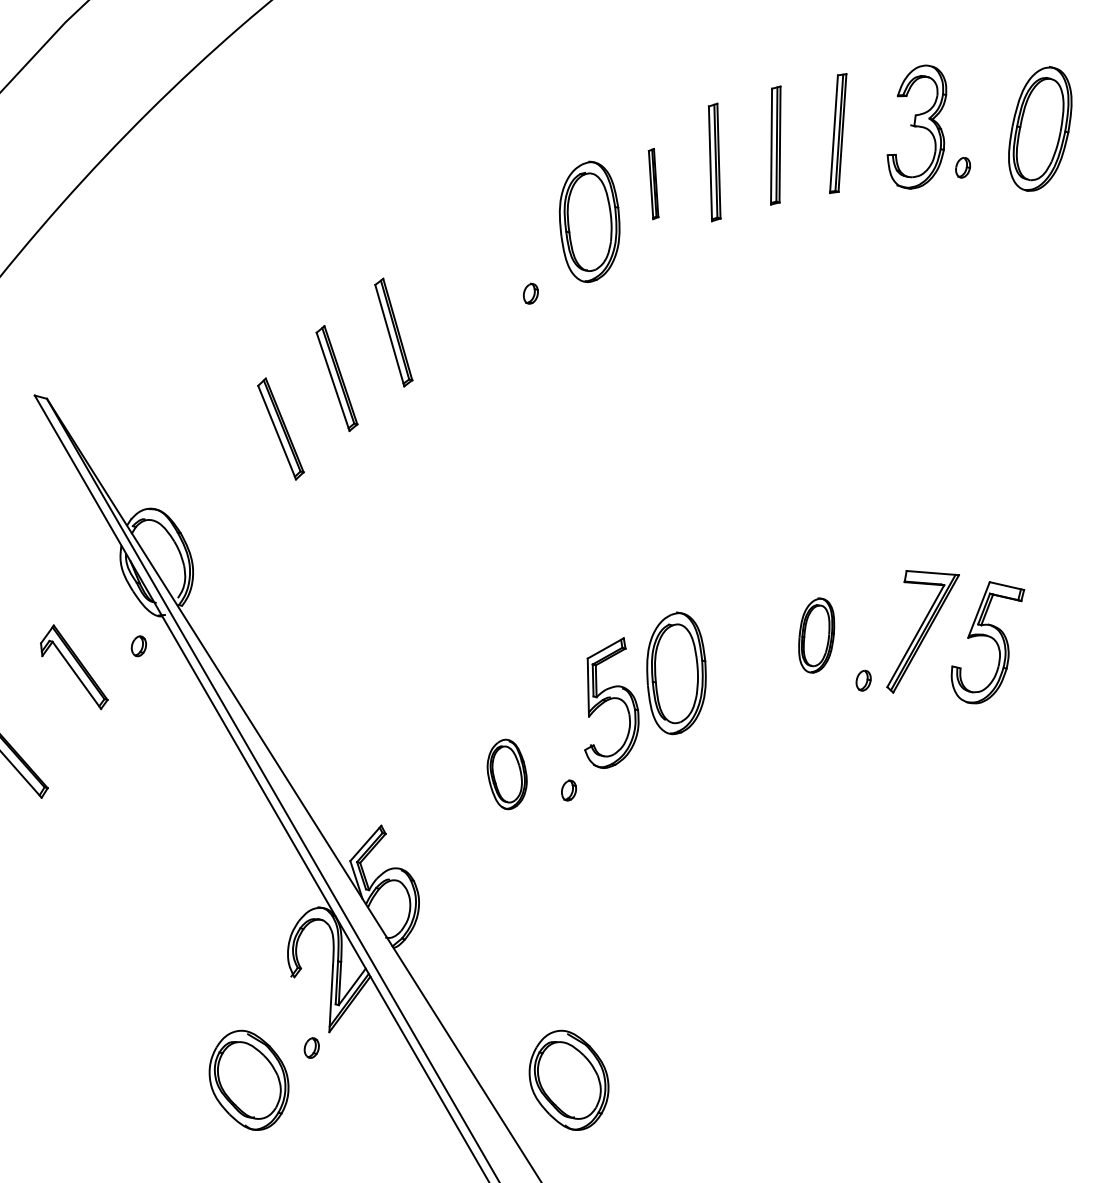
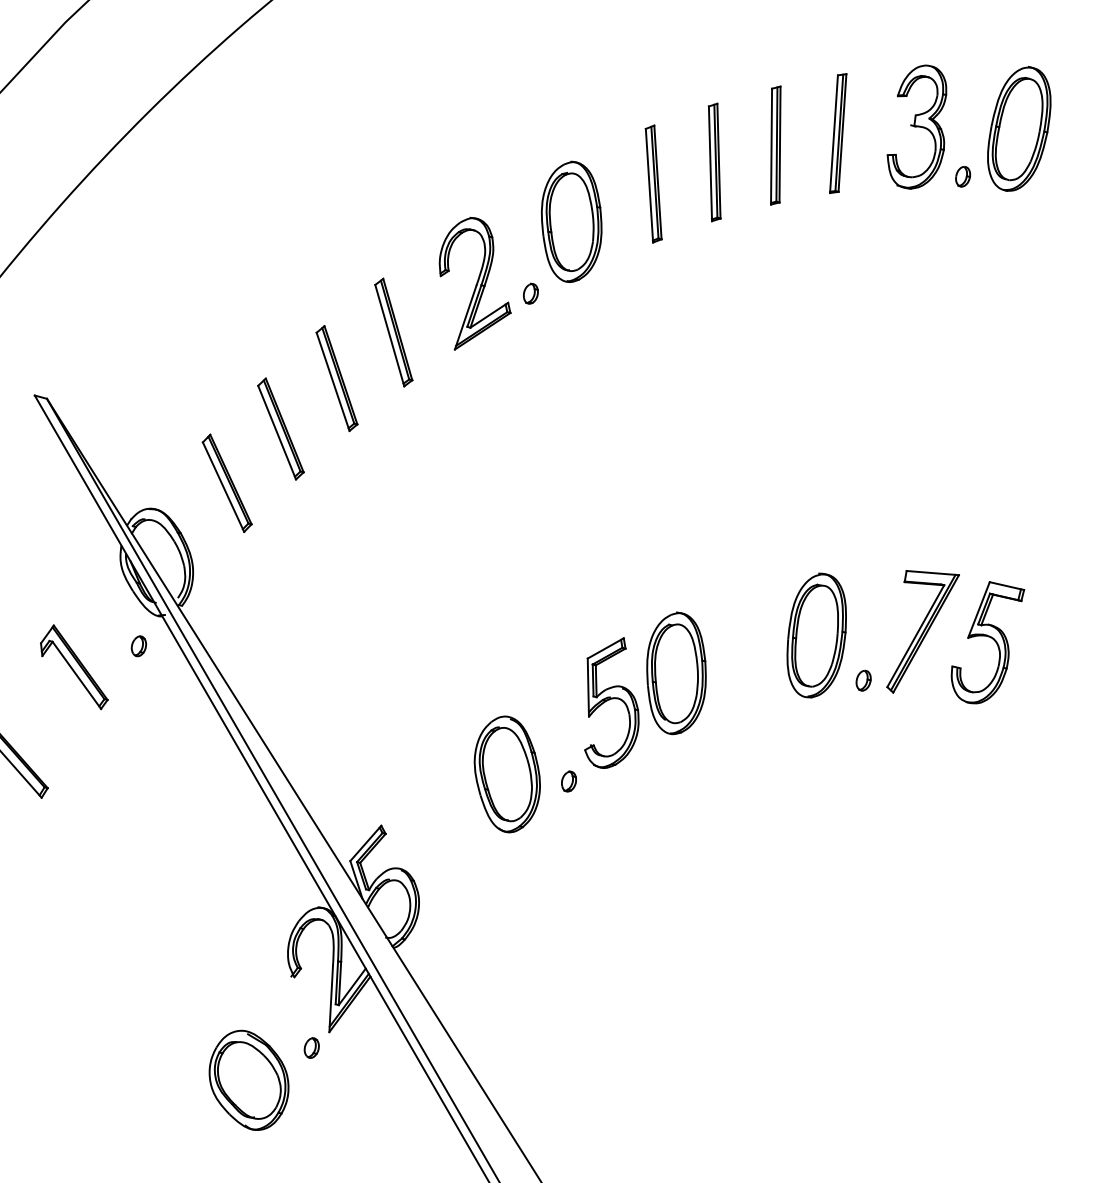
part position: (1040, 128) -> (1019, 128) (1019, 128)
part position: (963, 167) -> (963, 176) (963, 176)
part size: 13x73 px -> 19x120 px (653, 183)
part position: (589, 221) -> (571, 221) (571, 221)
part: none -> present (474, 283)
part: none -> present (226, 482)
part size: 38x77 px -> 61x127 px (816, 635)
part size: 42x73 px -> 68x119 px (506, 774)
part position: (568, 790) -> (568, 781) (568, 781)
part: present -> none (568, 1079)
